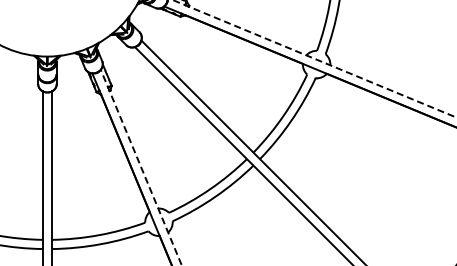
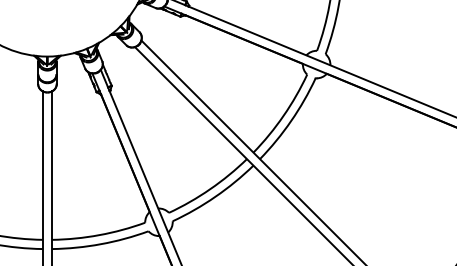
line: dashed -> solid (314, 58)
line: dashed -> solid (141, 167)
